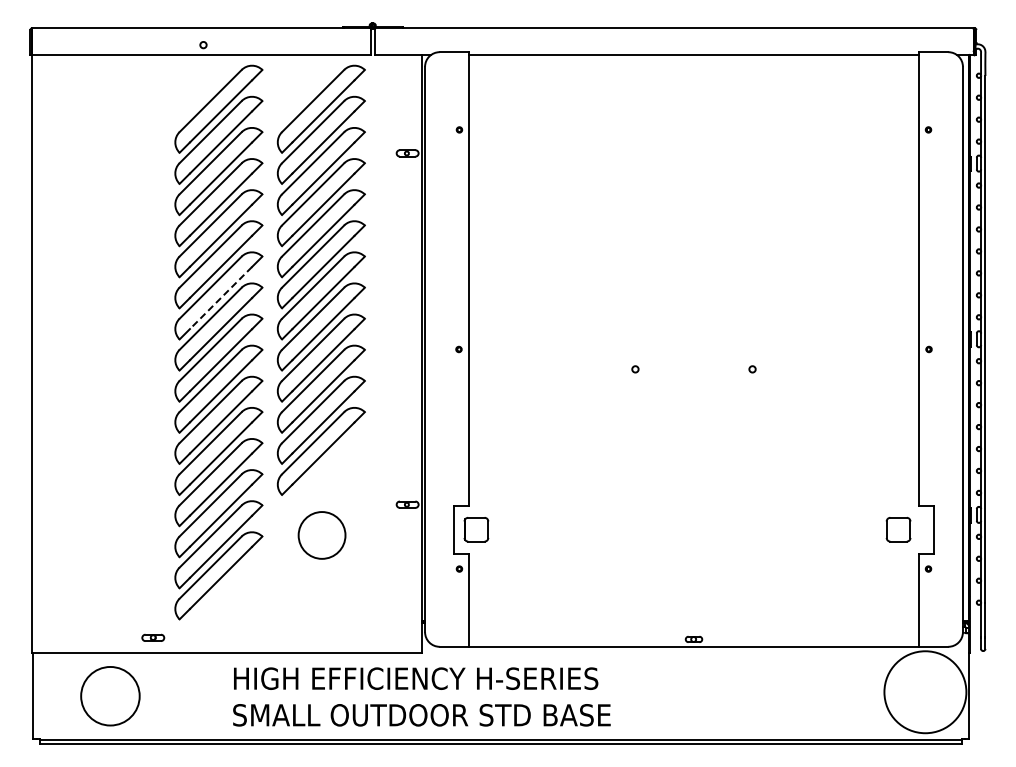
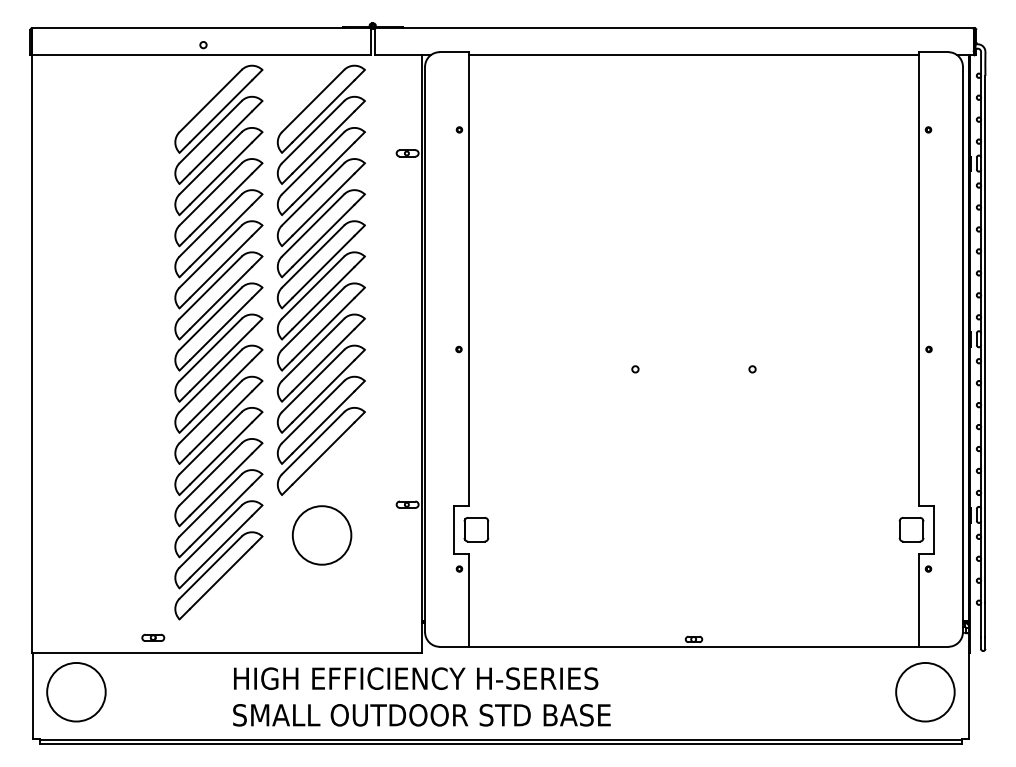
line: dashed -> solid (221, 298)
part position: (898, 529) -> (911, 529) (911, 529)
circle diameter: 47 px -> 59 px (321, 535)
circle diameter: 82 px -> 59 px (925, 691)
circle position: (110, 696) -> (76, 692) (76, 692)
